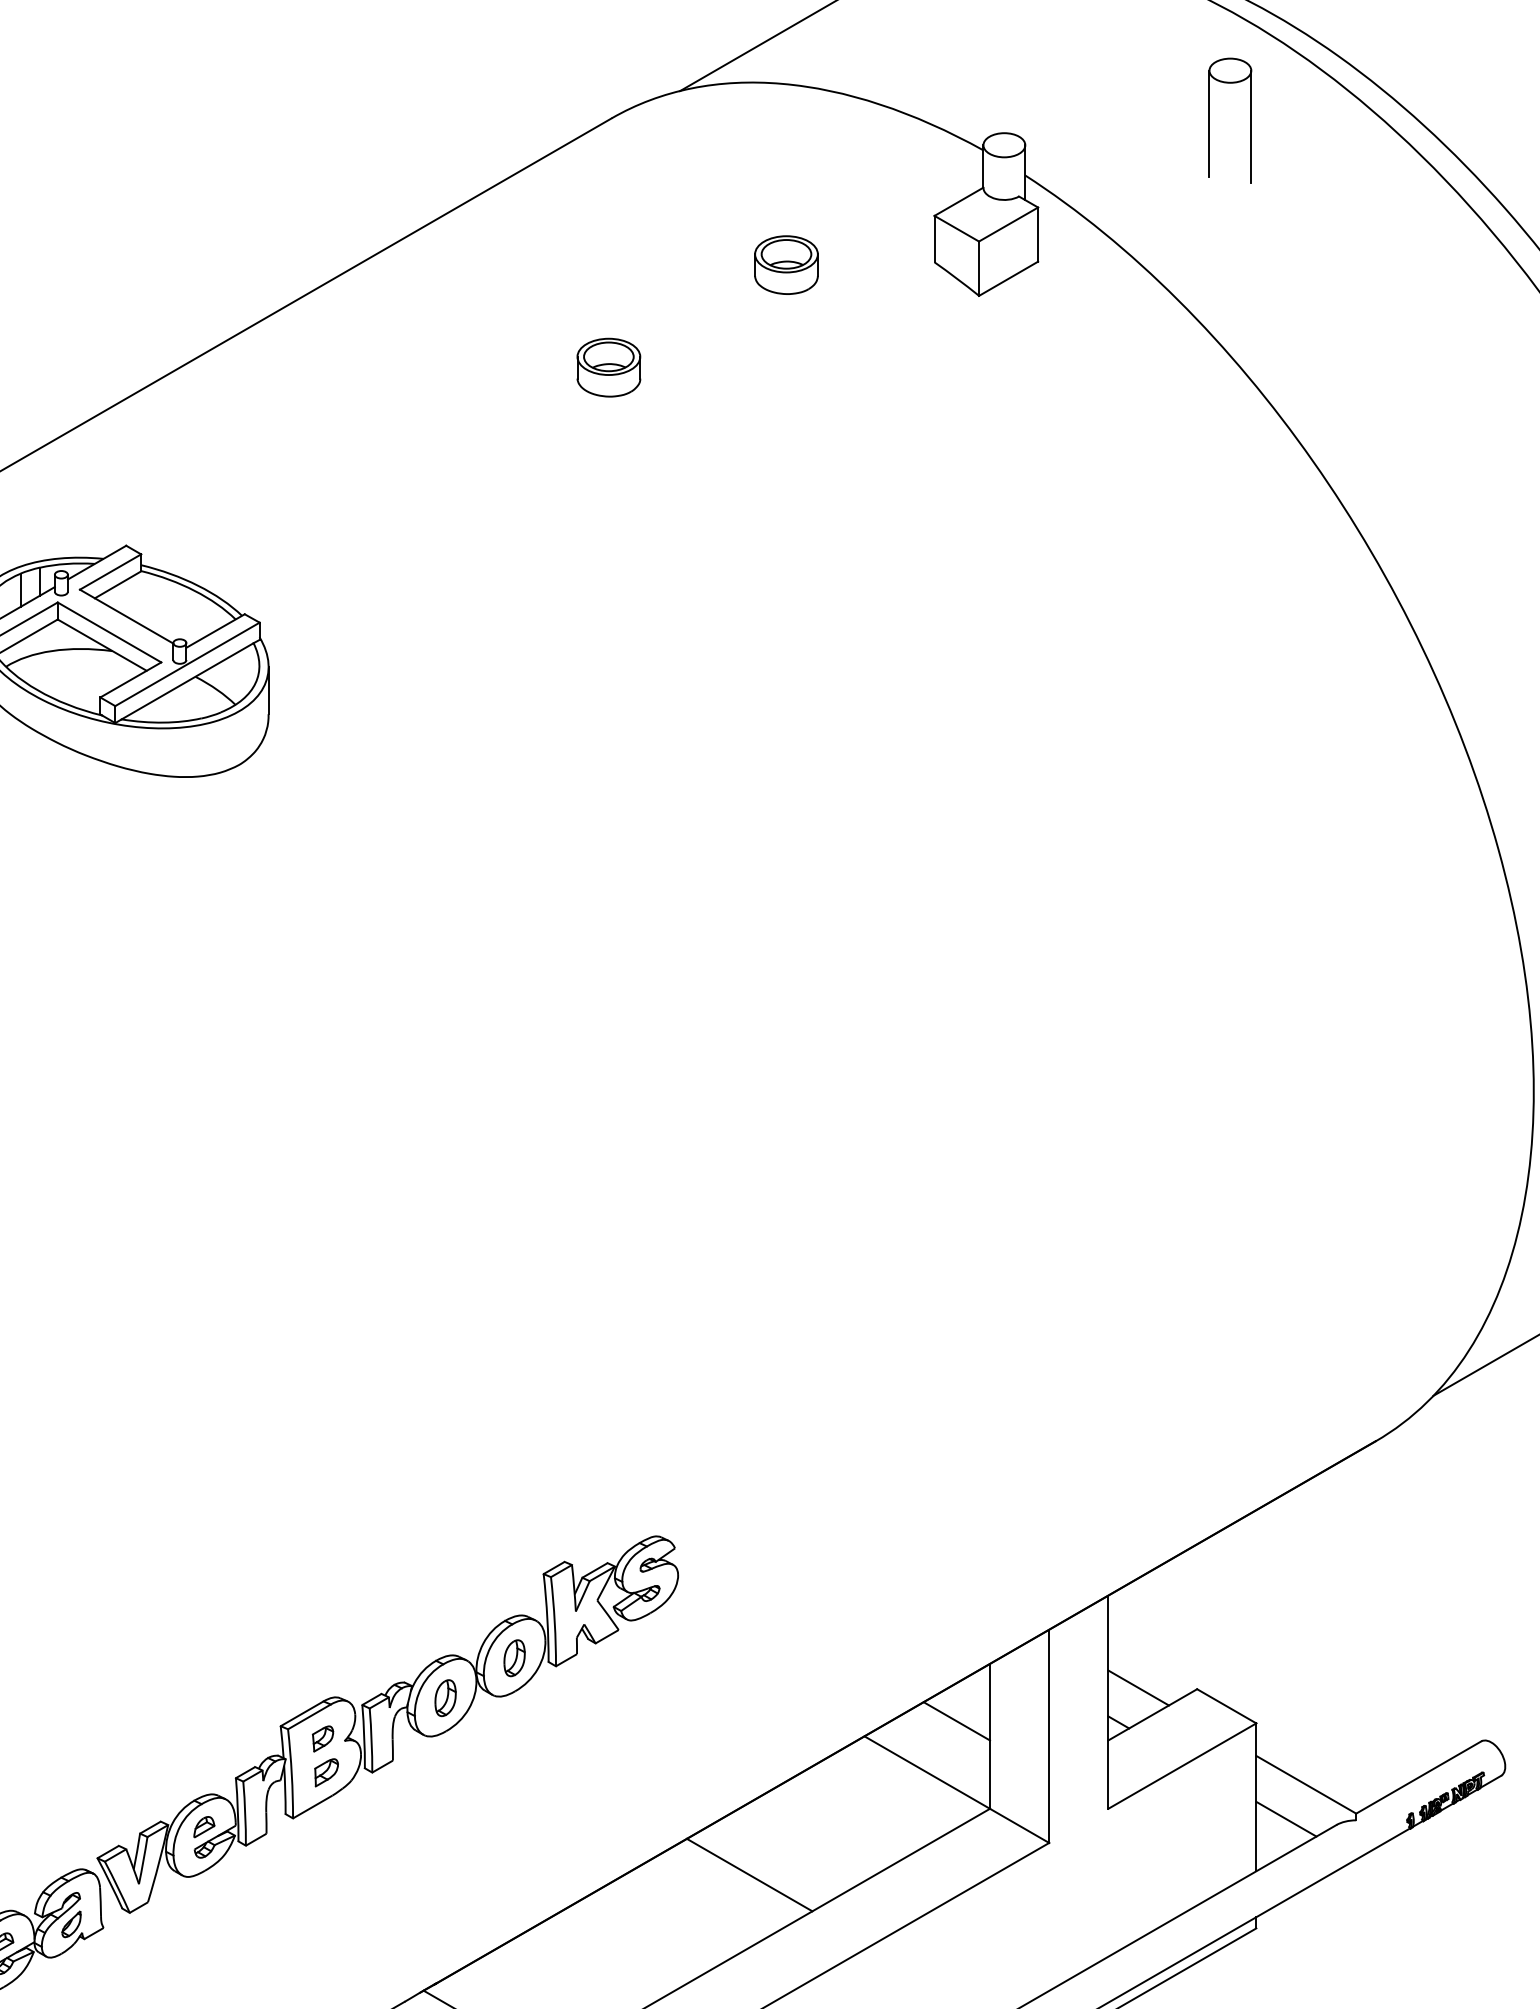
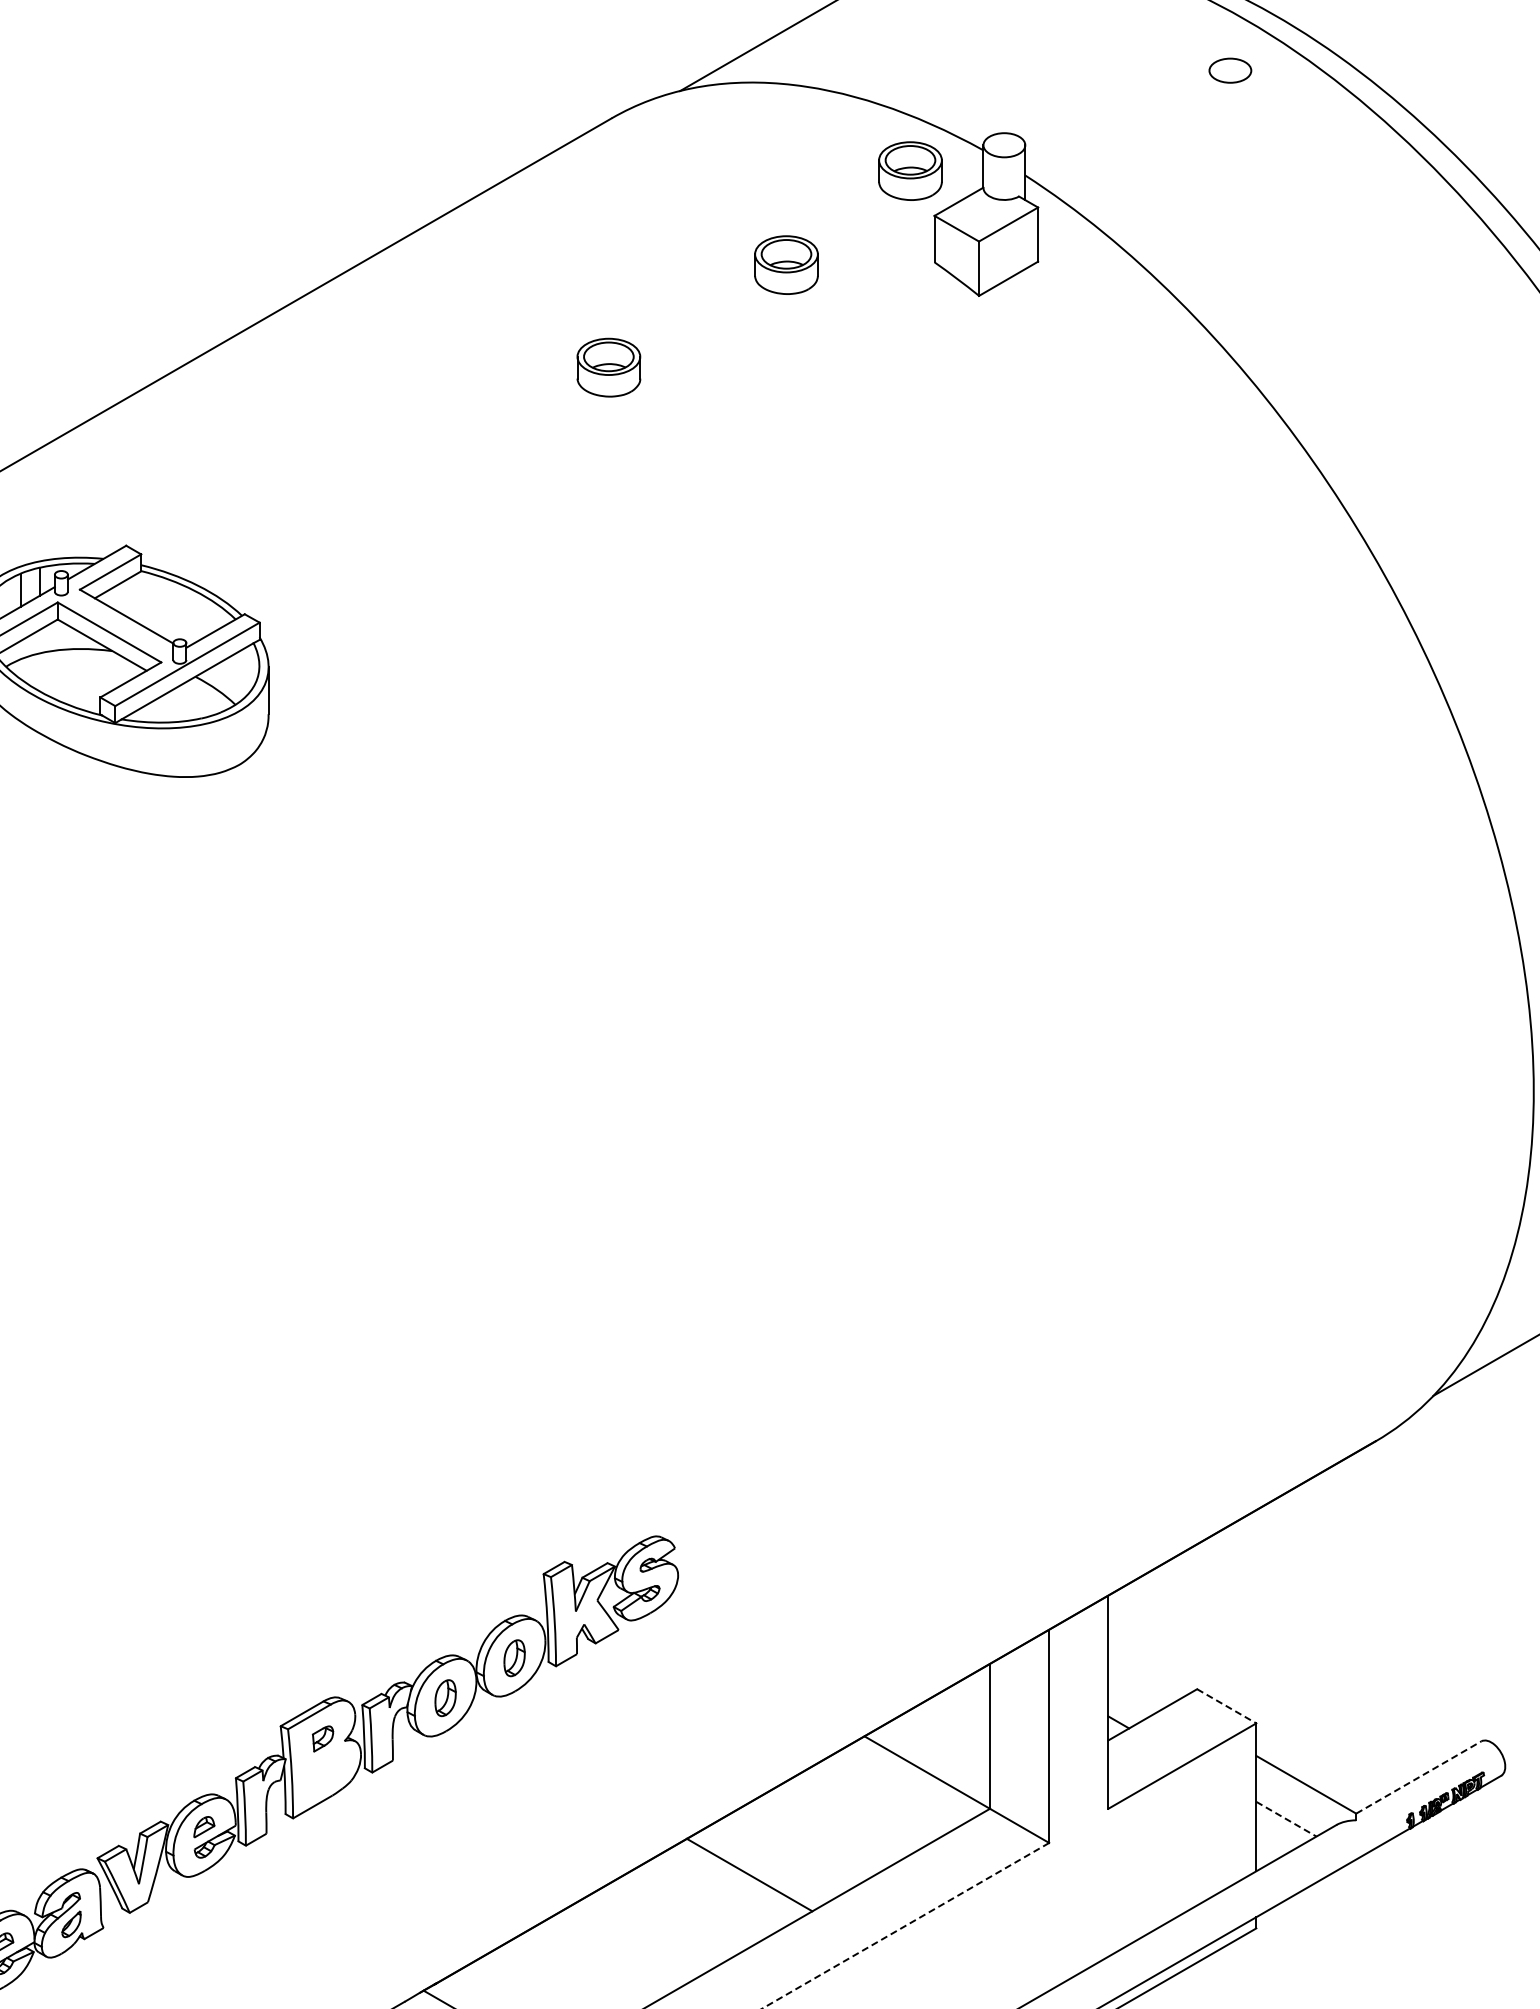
line: present -> none (1209, 123)
line: present -> none (1251, 126)
part: none -> present (910, 170)
line: present -> none (1138, 1687)
line: solid -> dashed (1227, 1706)
line: present -> none (956, 1721)
part: present -> none (326, 1772)
line: solid -> dashed (1419, 1777)
line: solid -> dashed (1286, 1819)
line: solid -> dashed (905, 1925)
